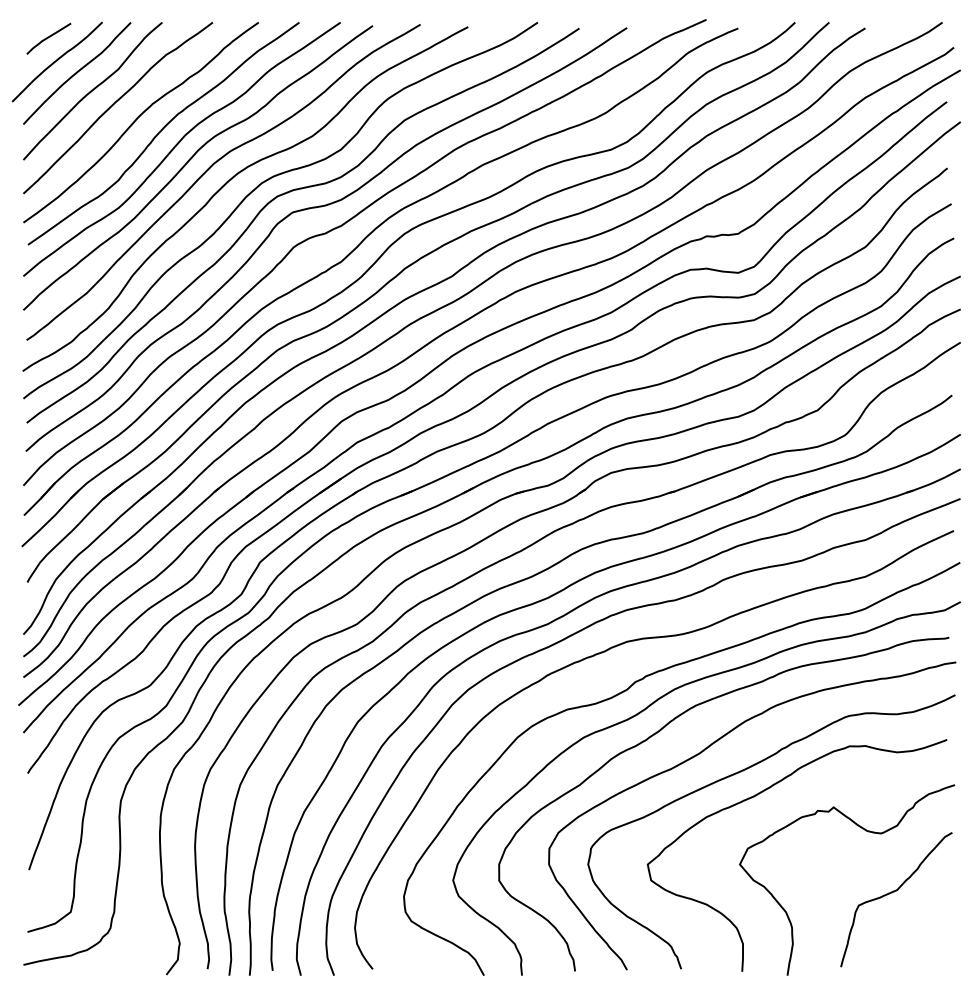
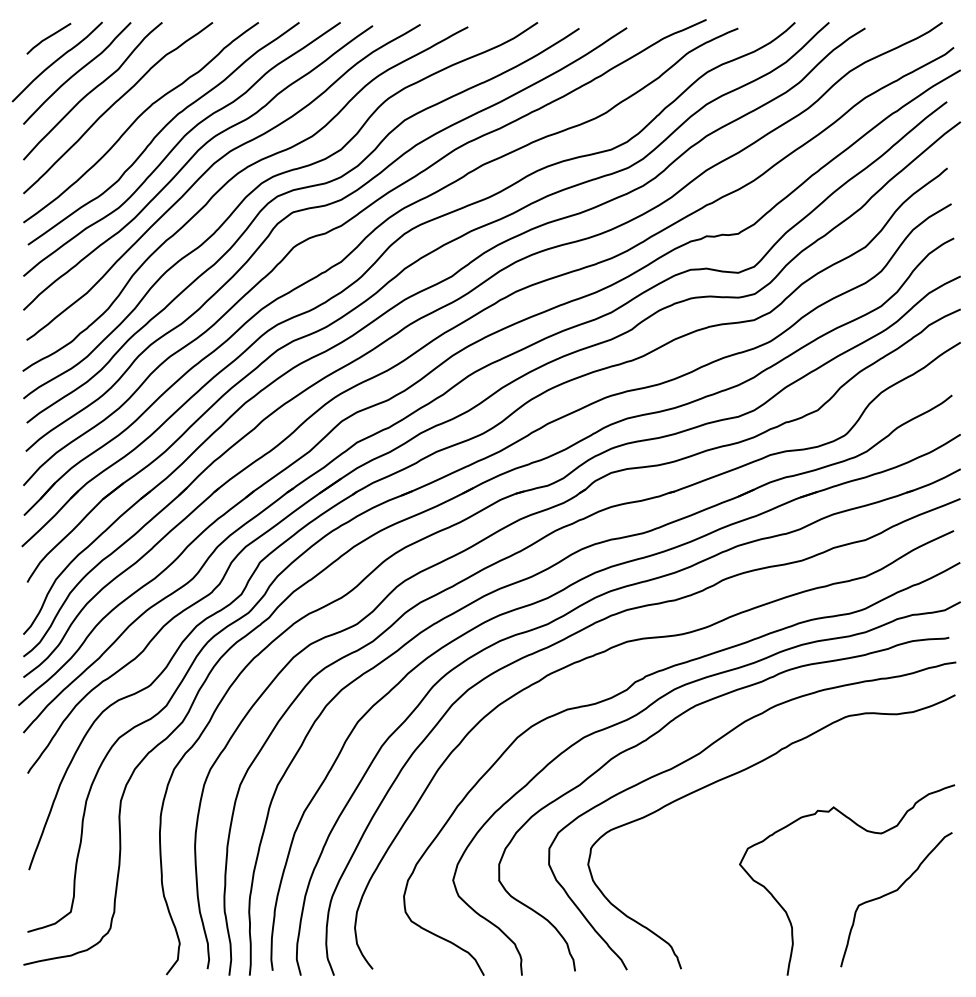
curve: present -> none (761, 793)
